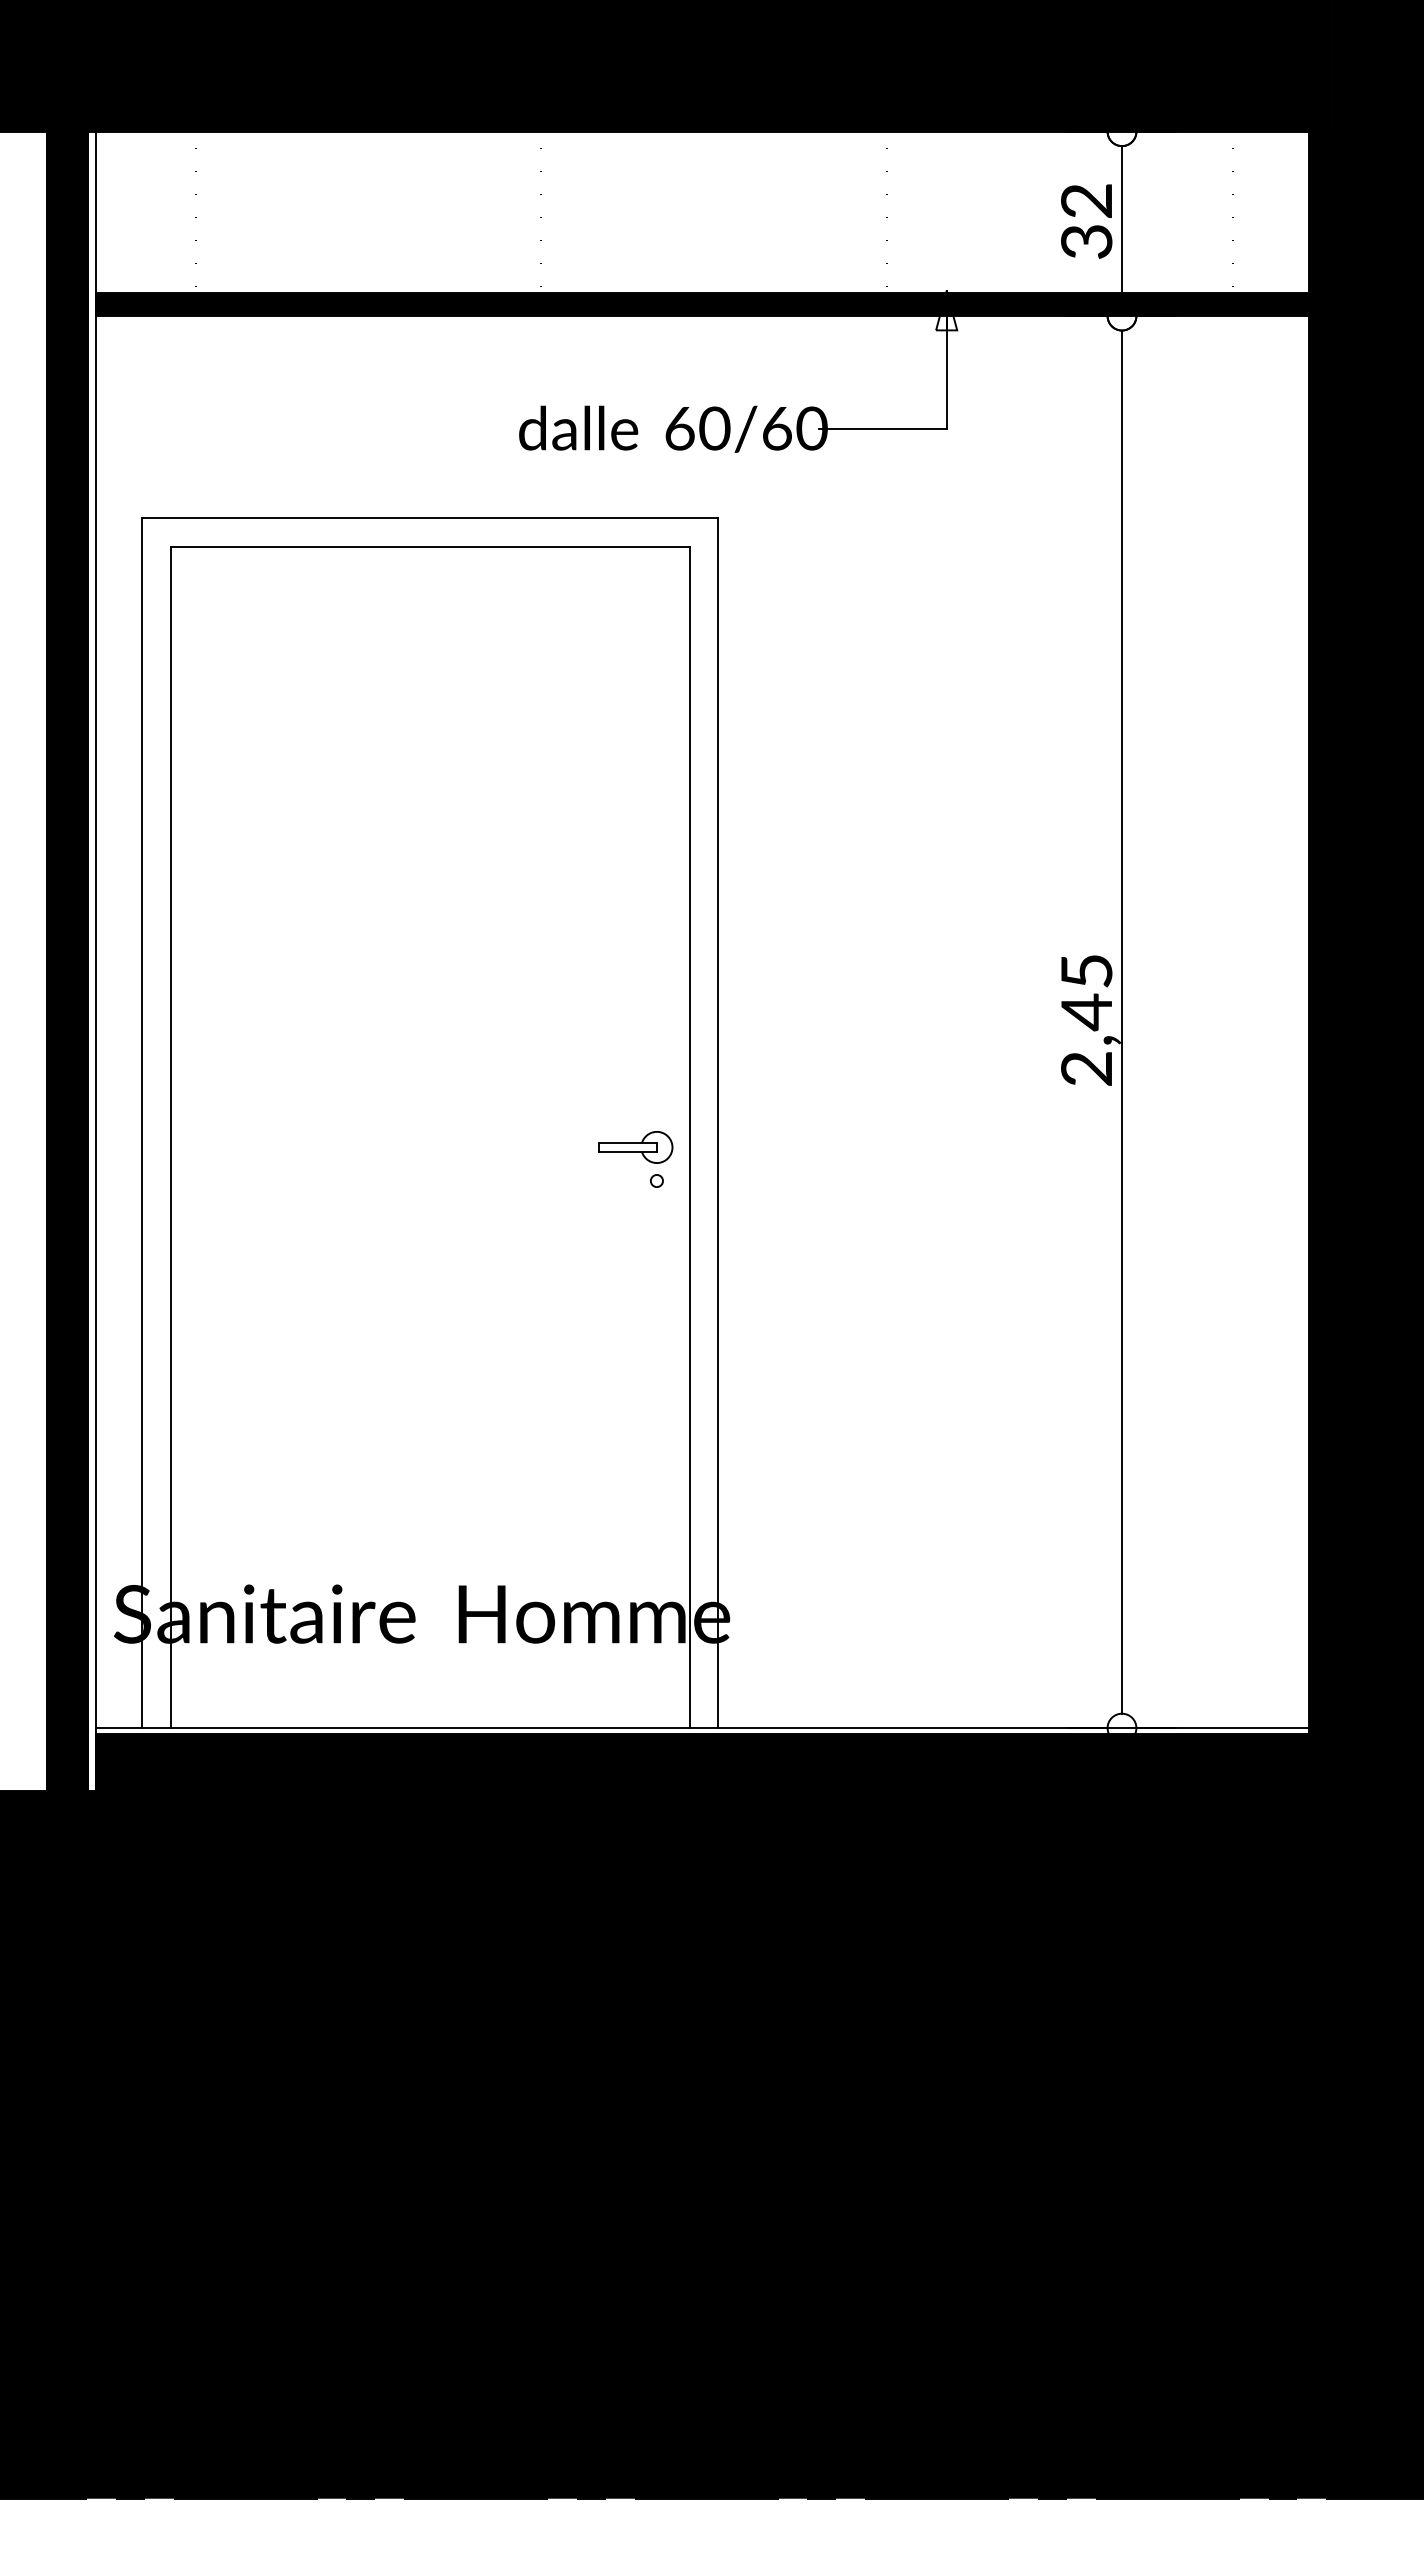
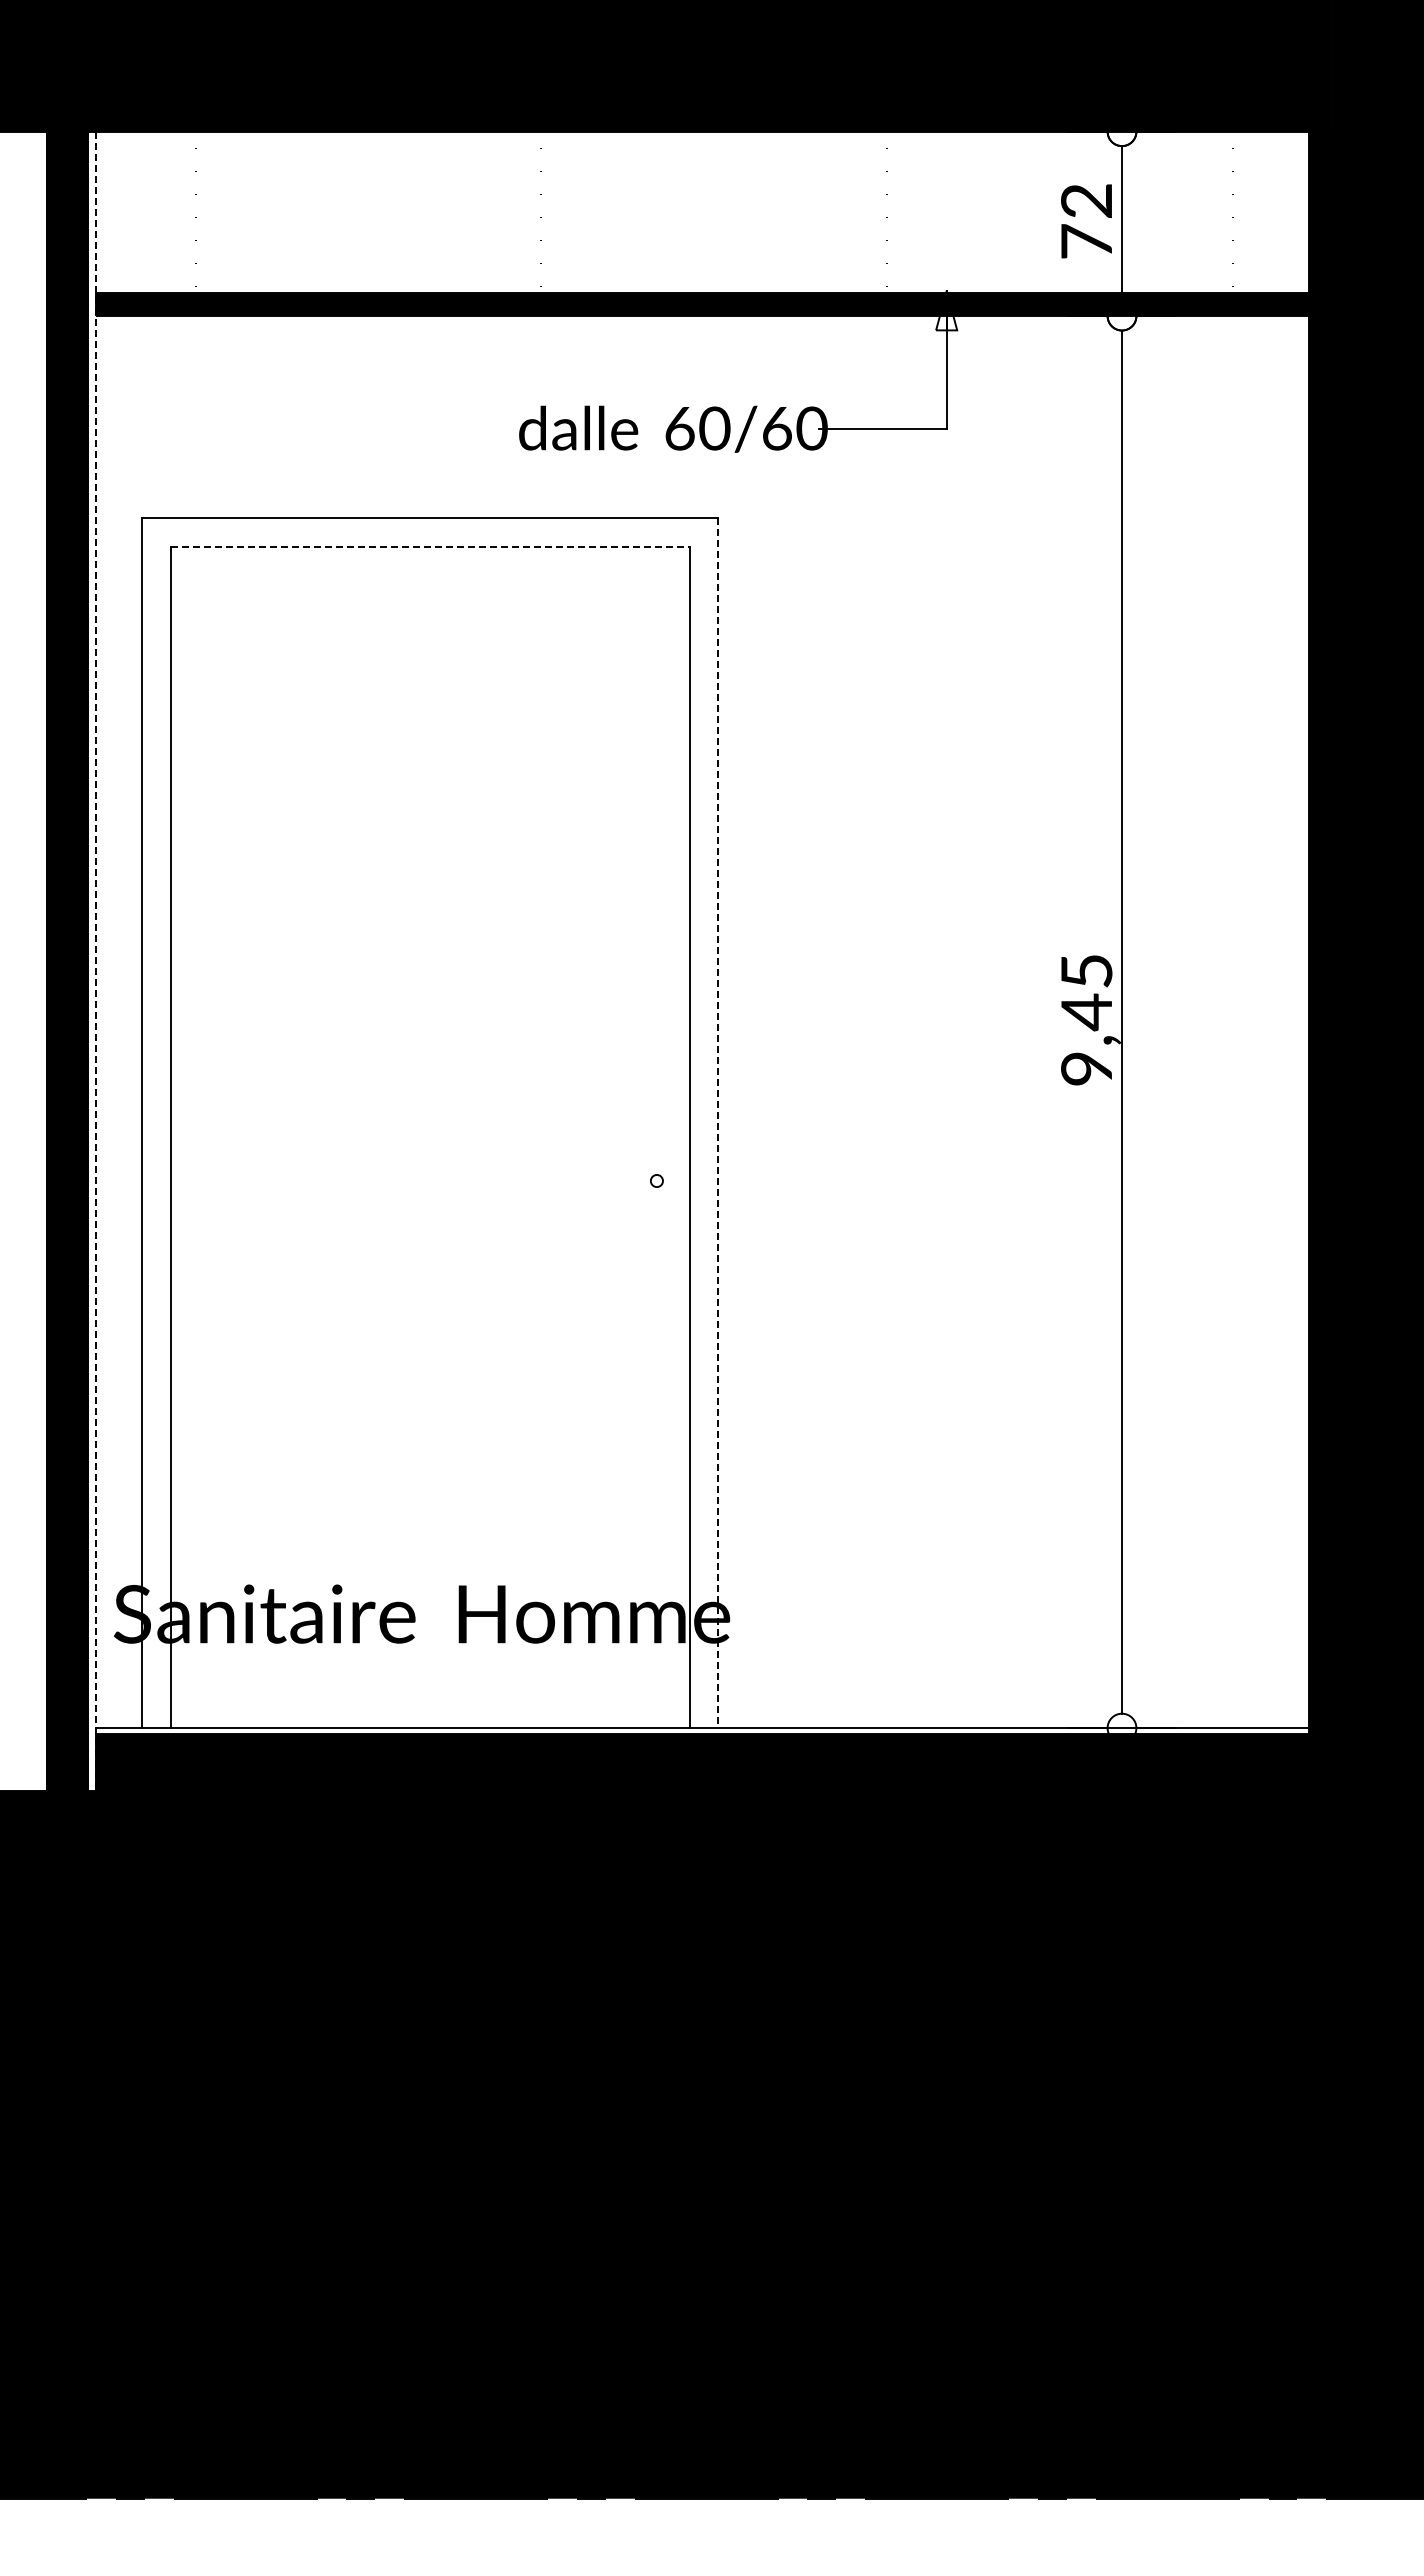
text: 32 -> 72 (1086, 241)
line: solid -> dashed (430, 546)
line: solid -> dashed (96, 961)
text: 2,45 -> 9,45 (1086, 1068)
line: solid -> dashed (718, 1123)
part: present -> none (635, 1147)
